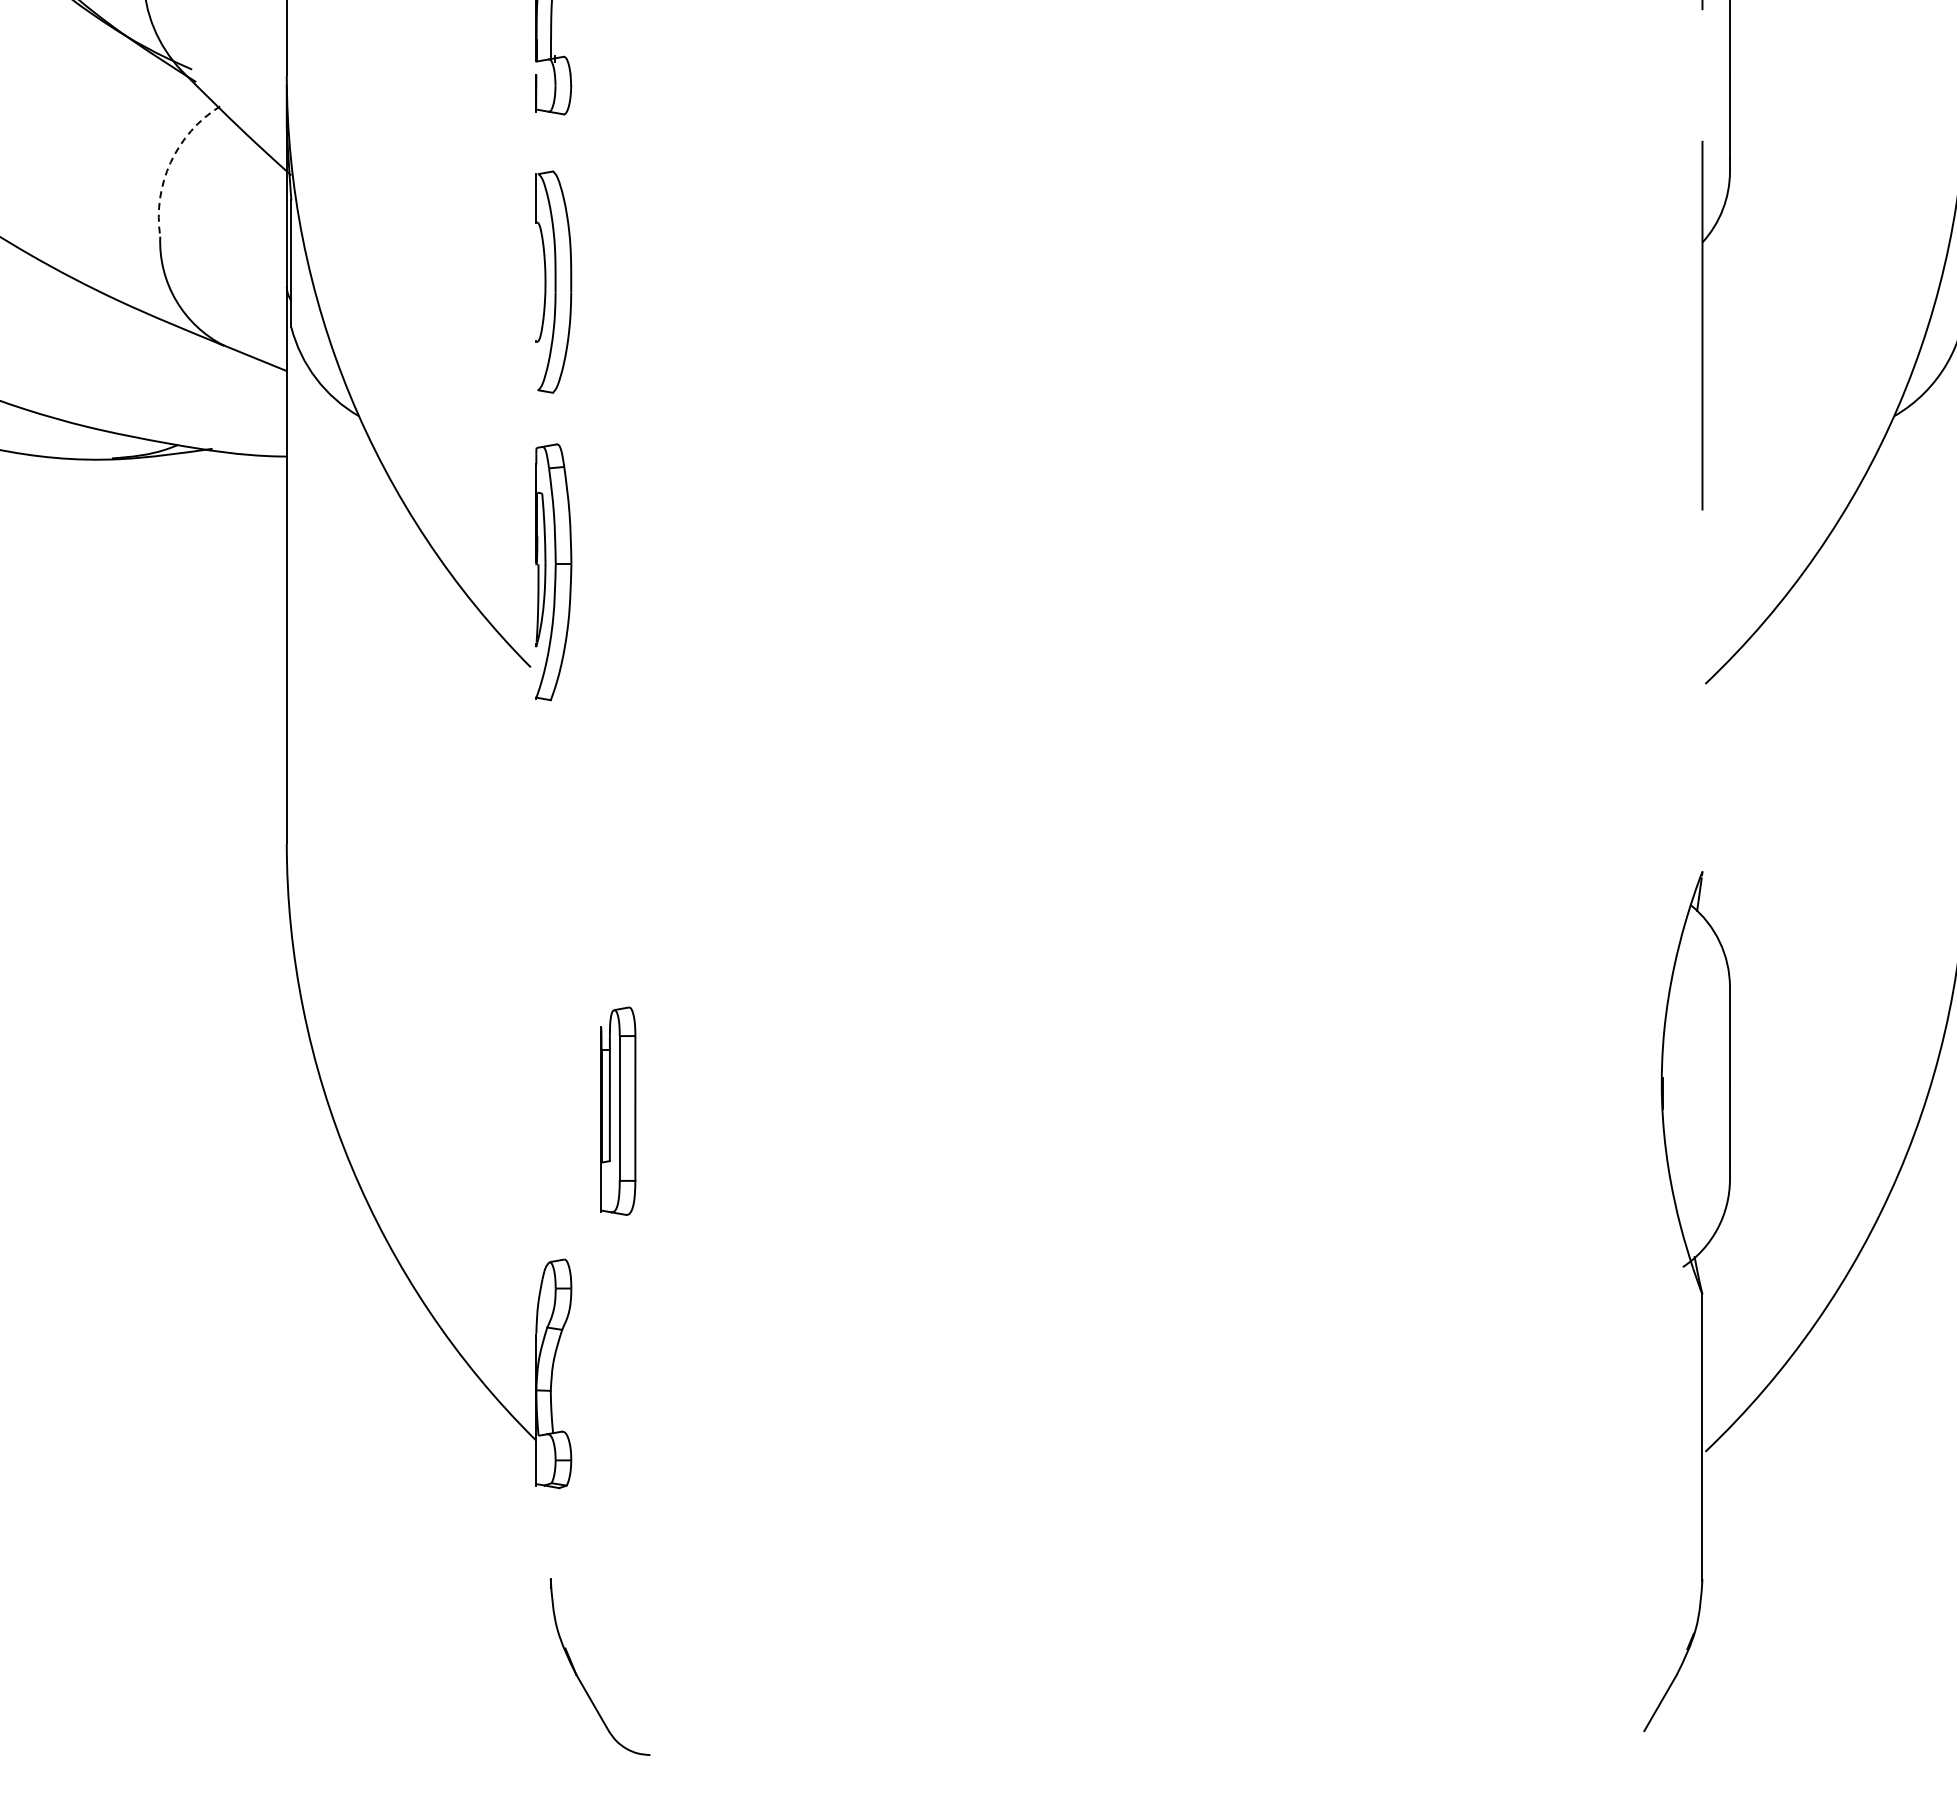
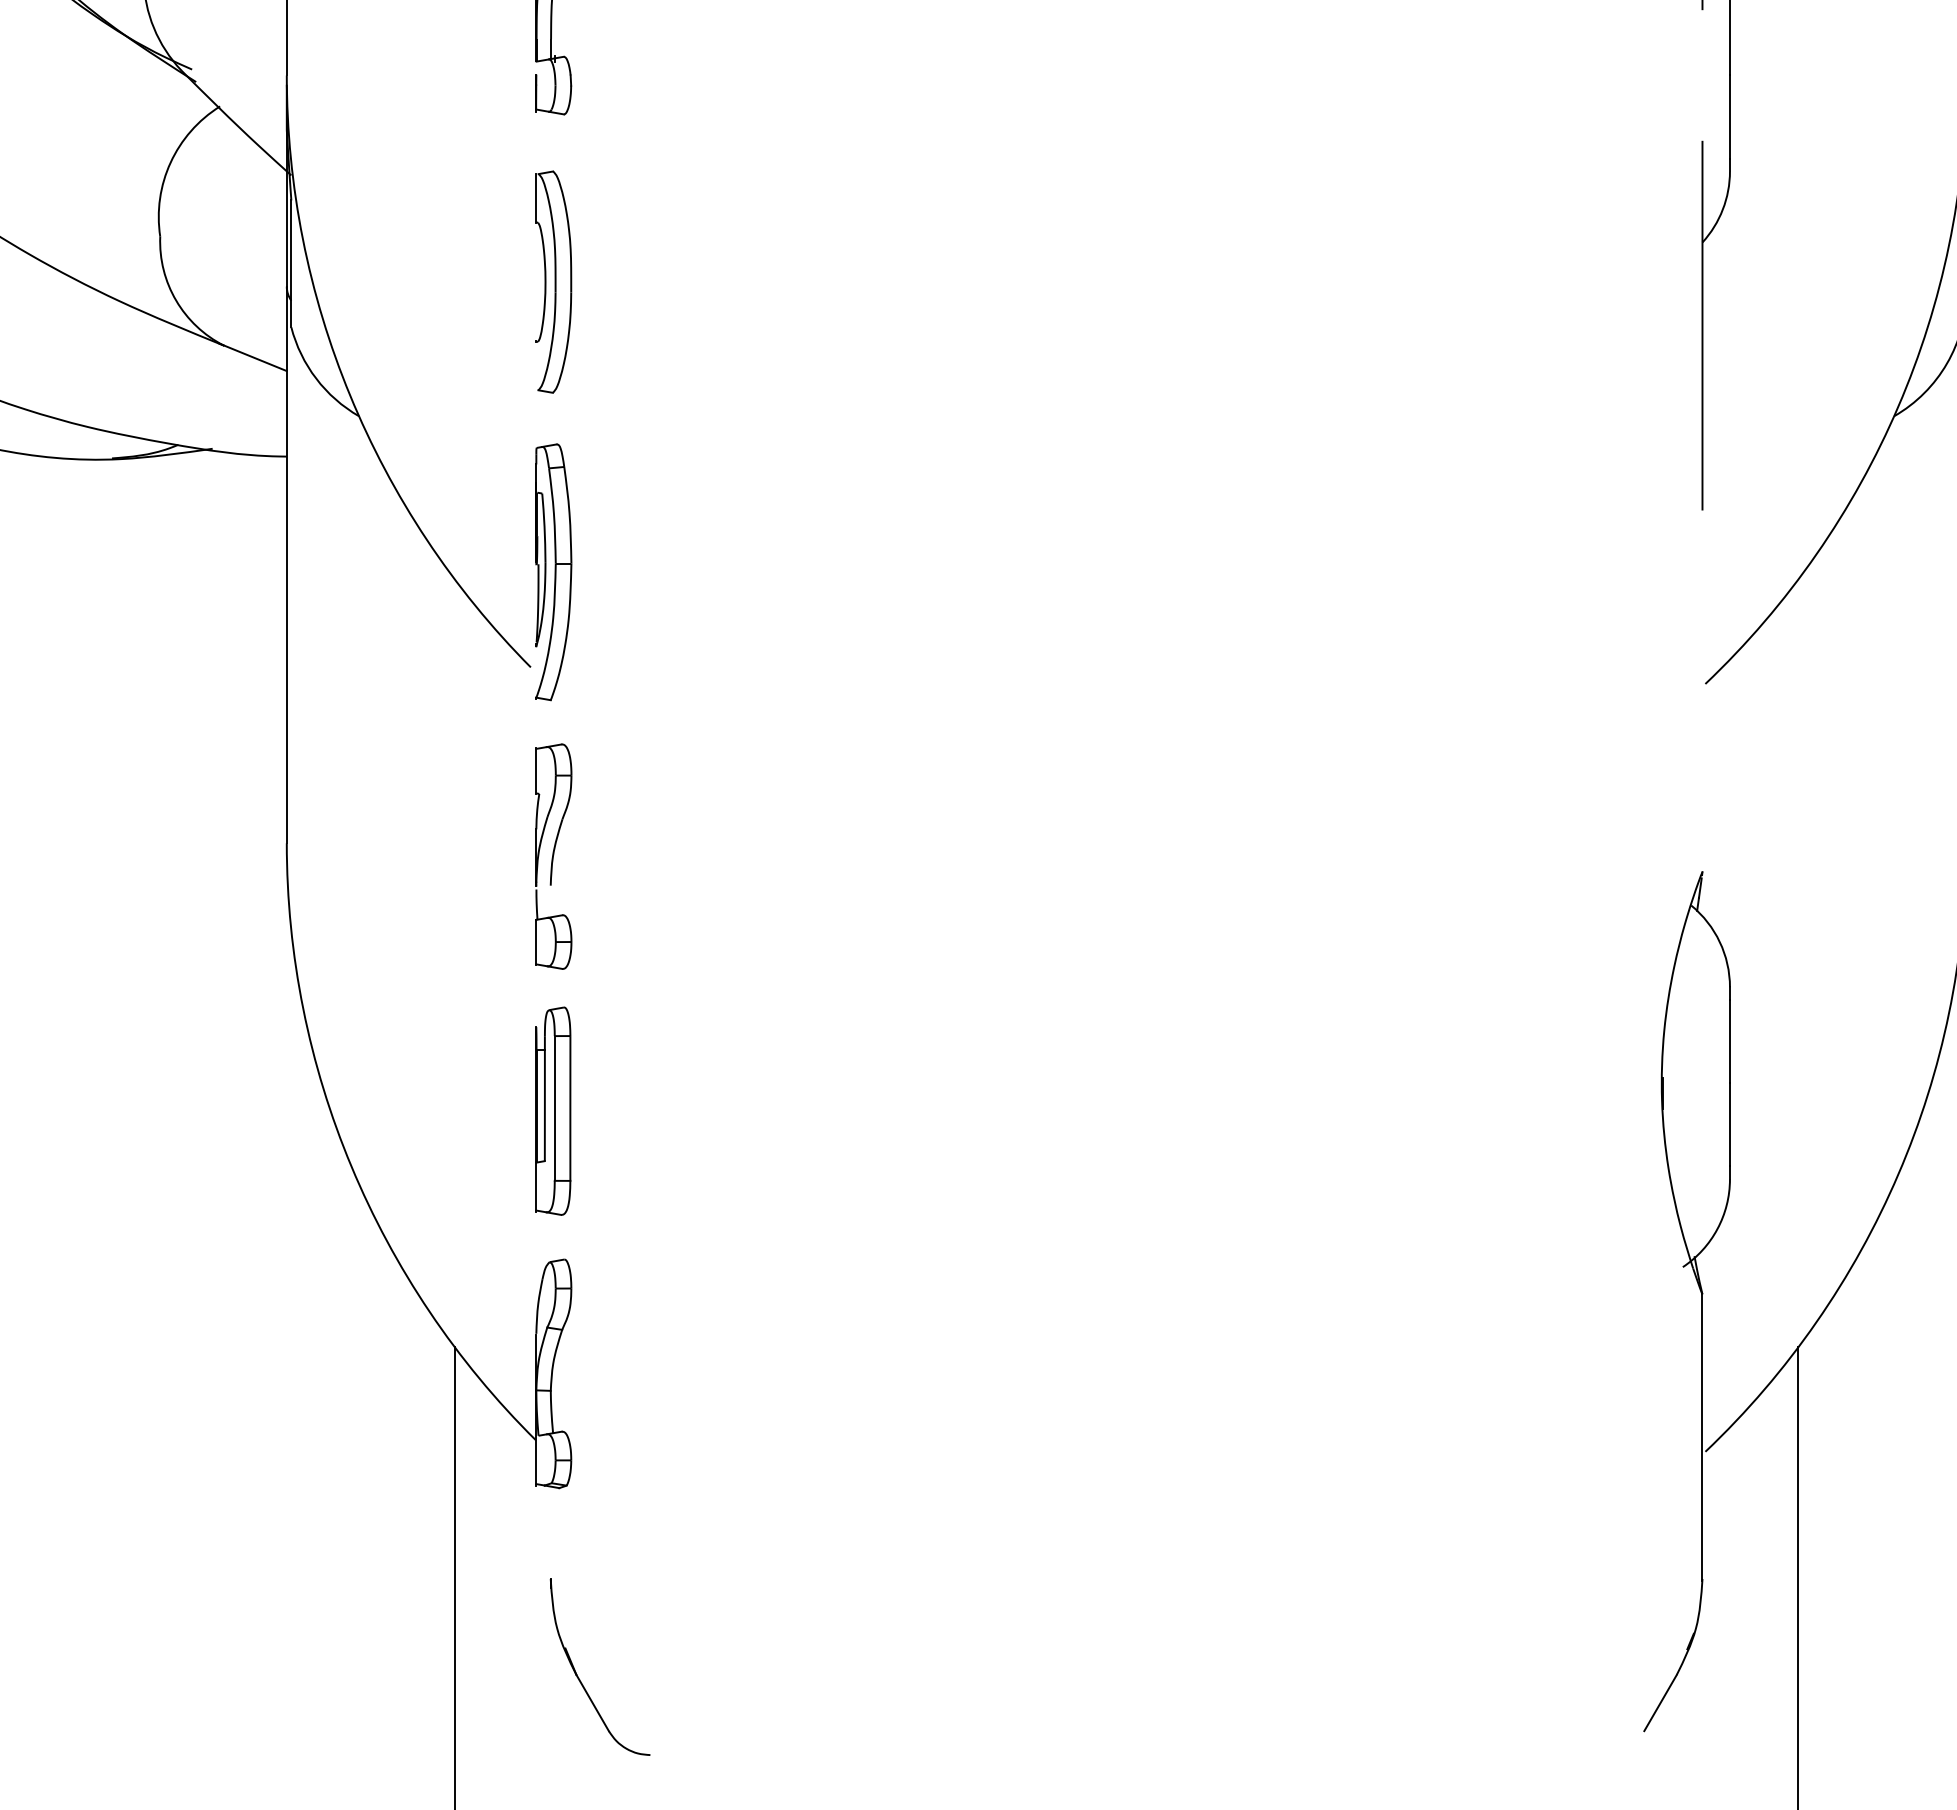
arc: dashed -> solid (170, 162)
part: none -> present (553, 856)
part position: (618, 1110) -> (553, 1110) (553, 1110)
line: none -> present (454, 1576)
line: none -> present (1798, 1576)
